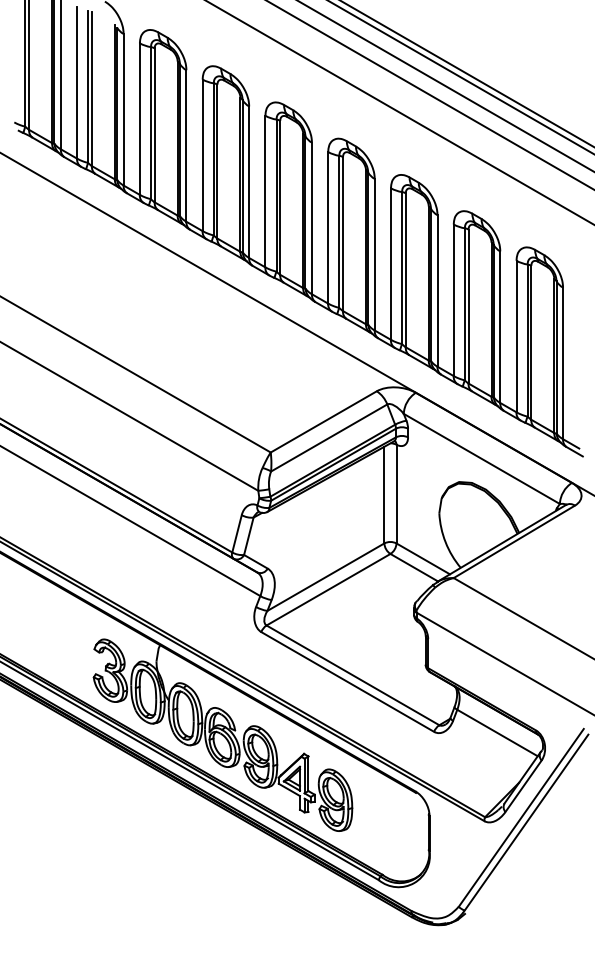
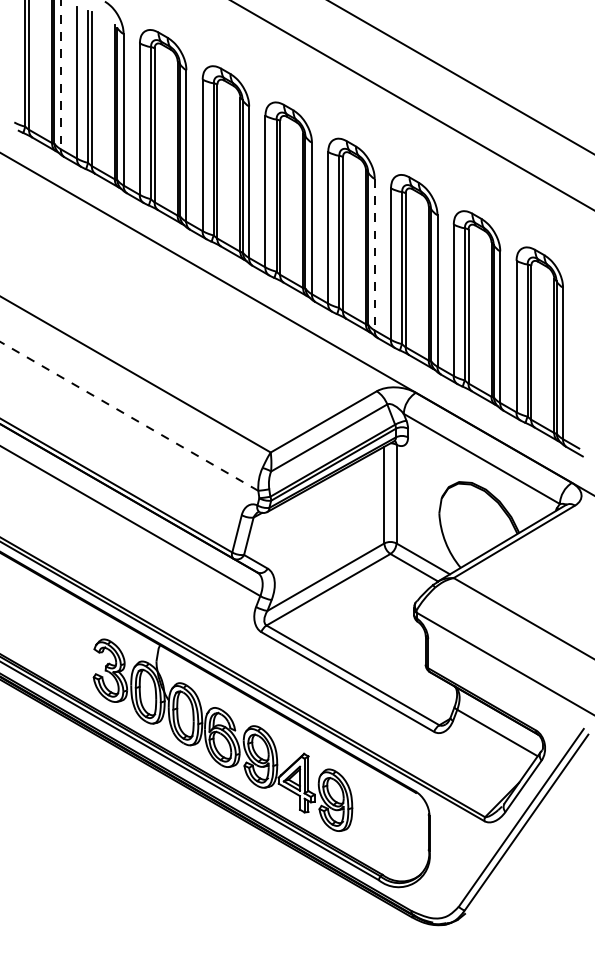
line: present -> none (467, 73)
line: solid -> dashed (60, 75)
line: present -> none (445, 86)
line: present -> none (430, 95)
line position: (399, 112) -> (412, 105) (412, 105)
line: solid -> dashed (374, 254)
line: solid -> dashed (129, 416)
